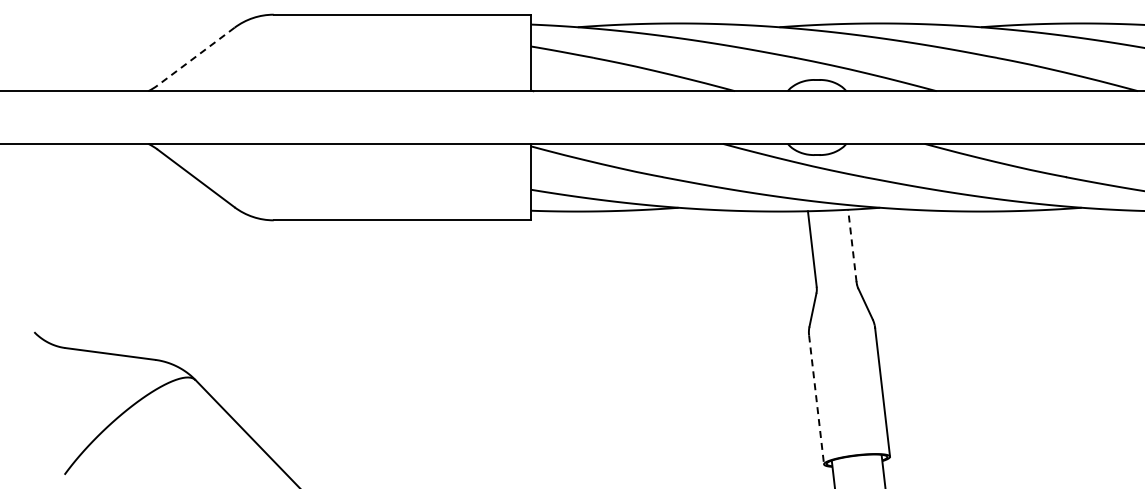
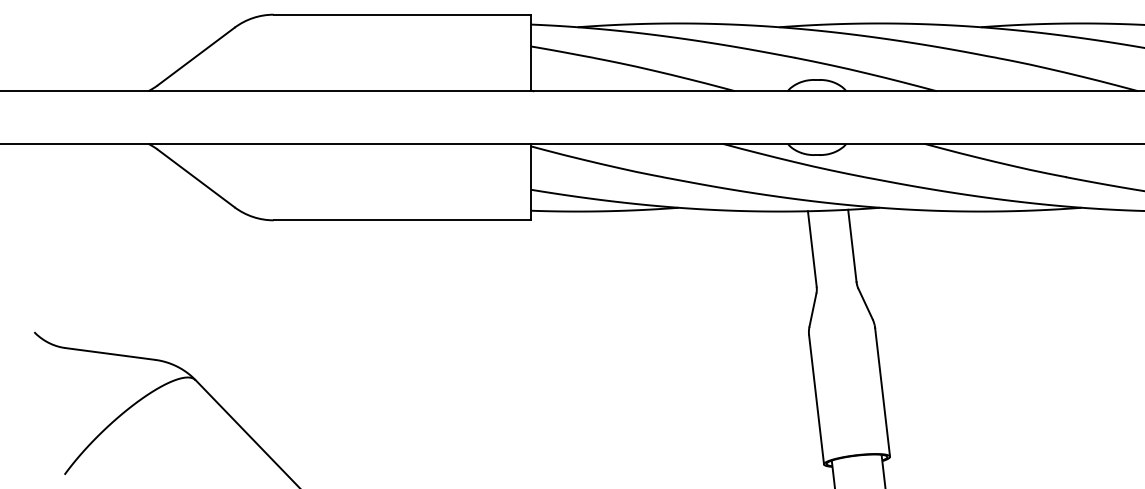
line: dashed -> solid (195, 56)
line: dashed -> solid (852, 245)
line: dashed -> solid (816, 399)
